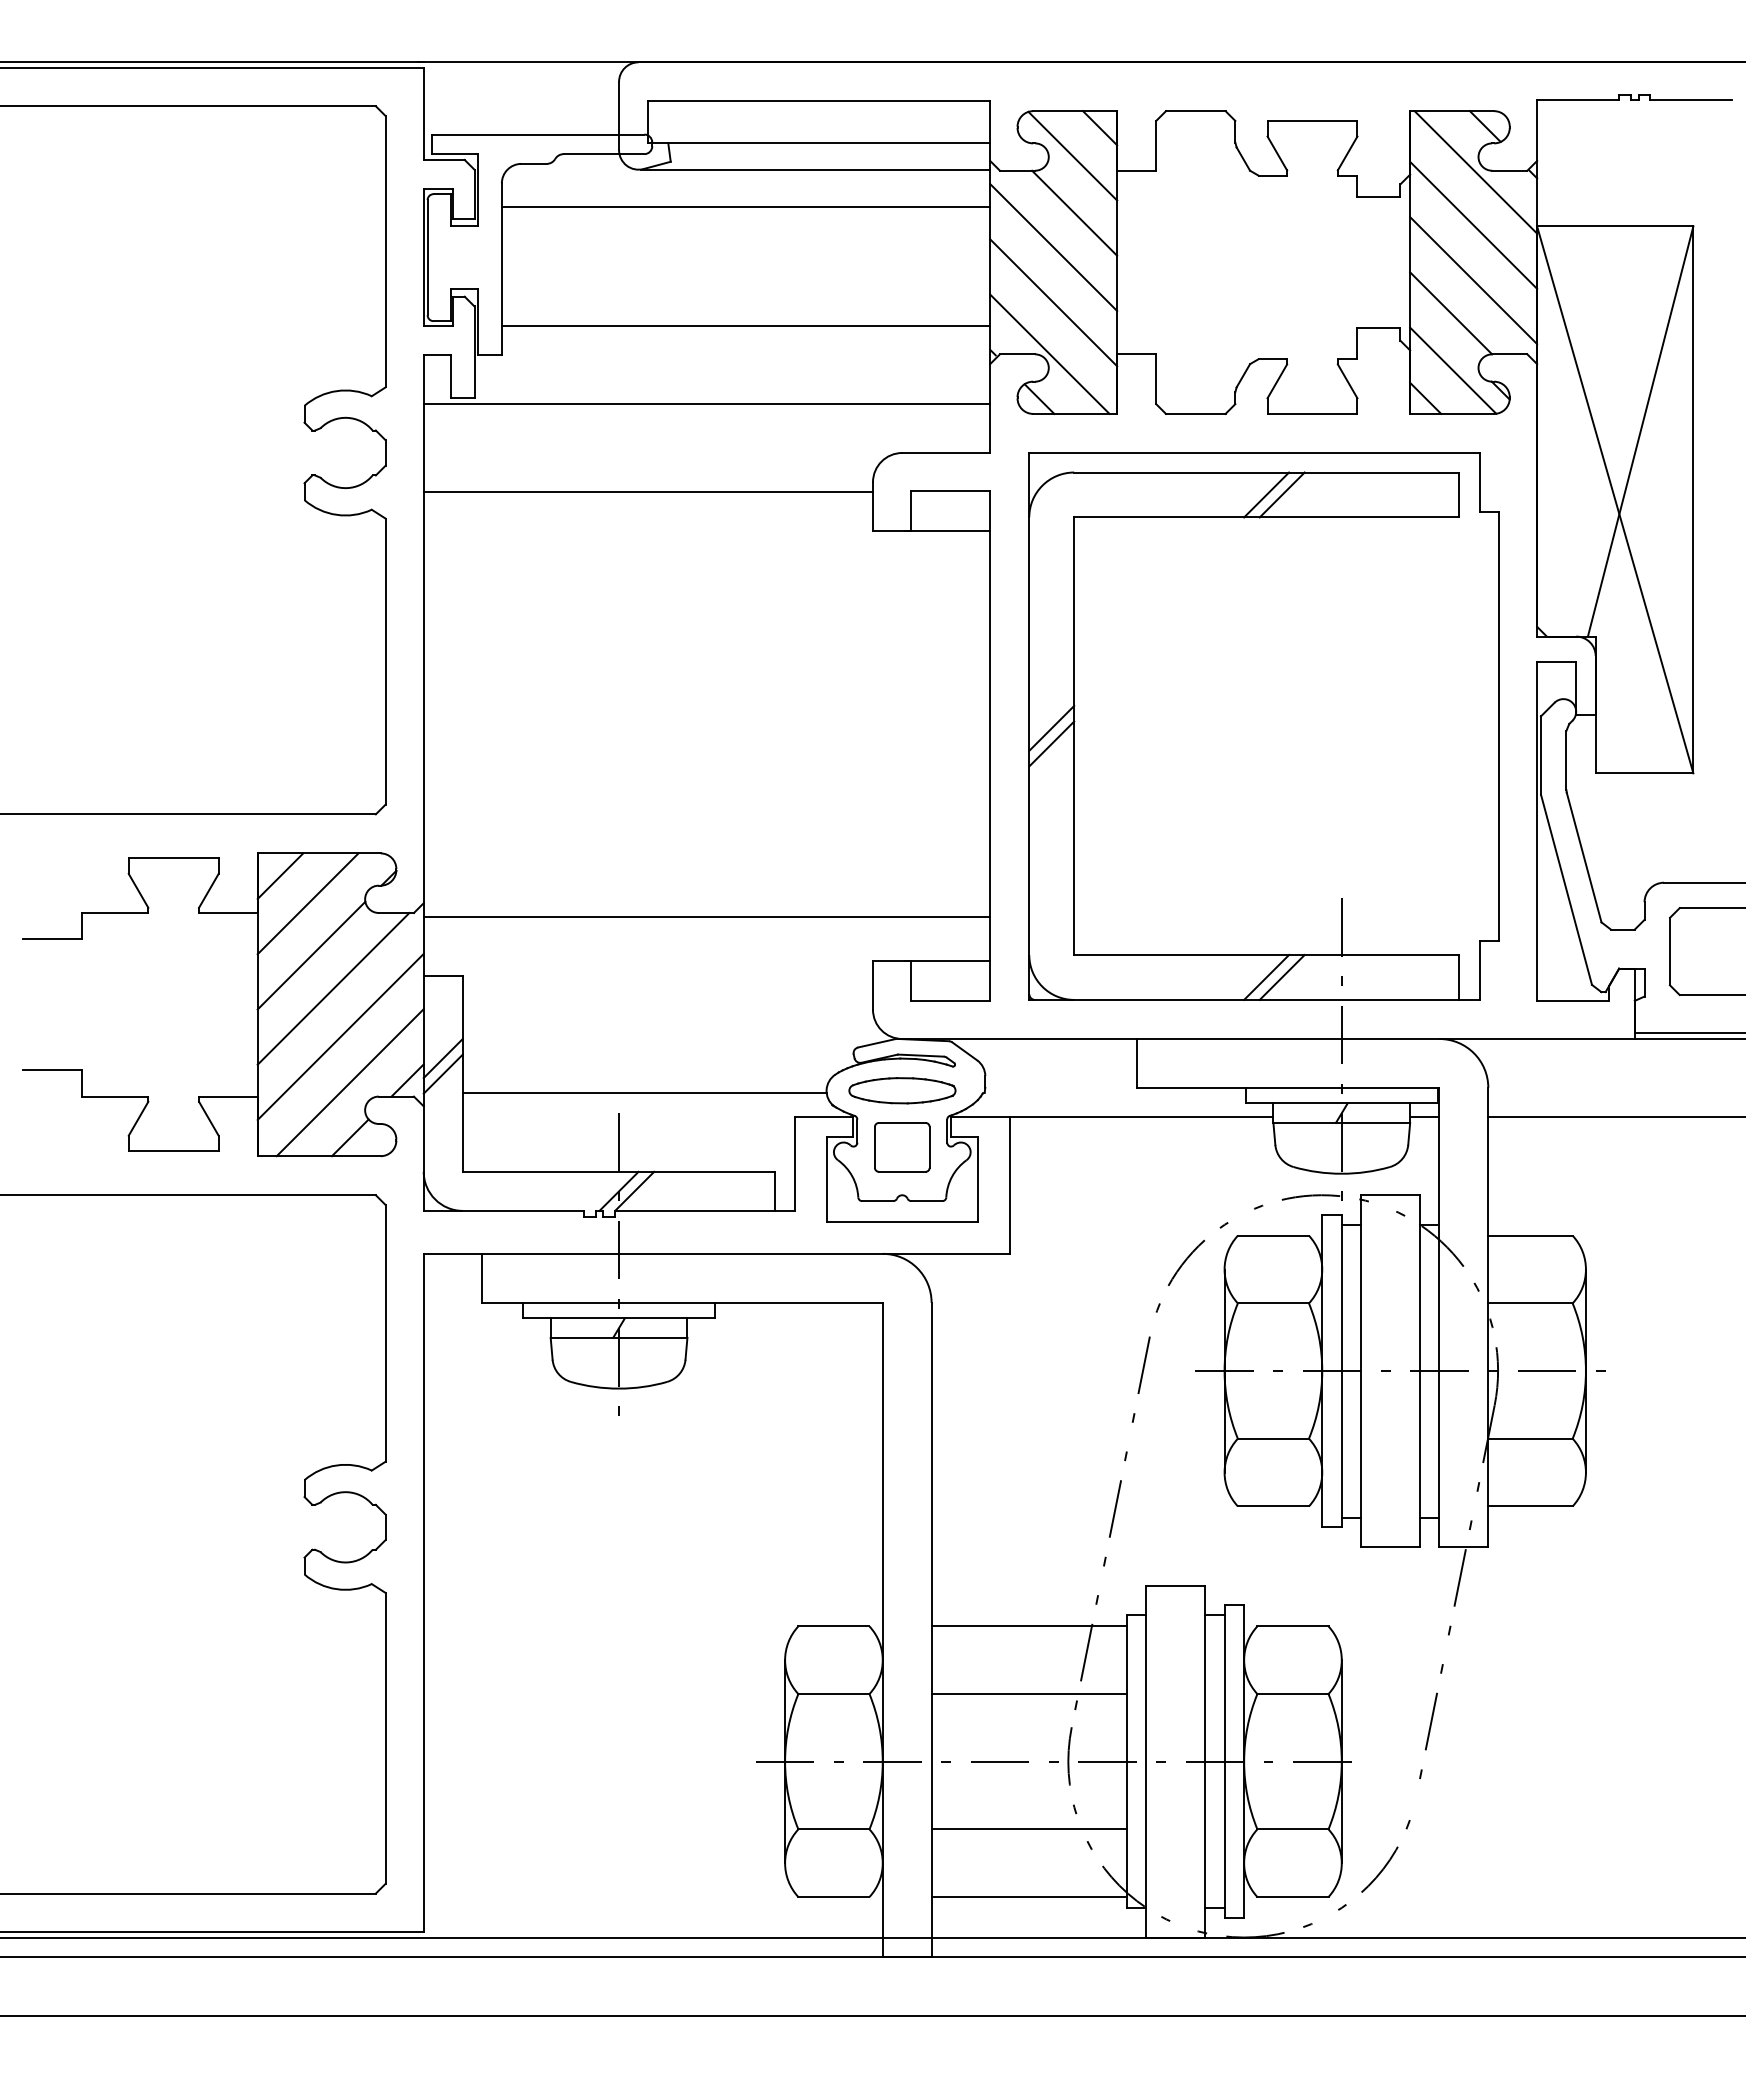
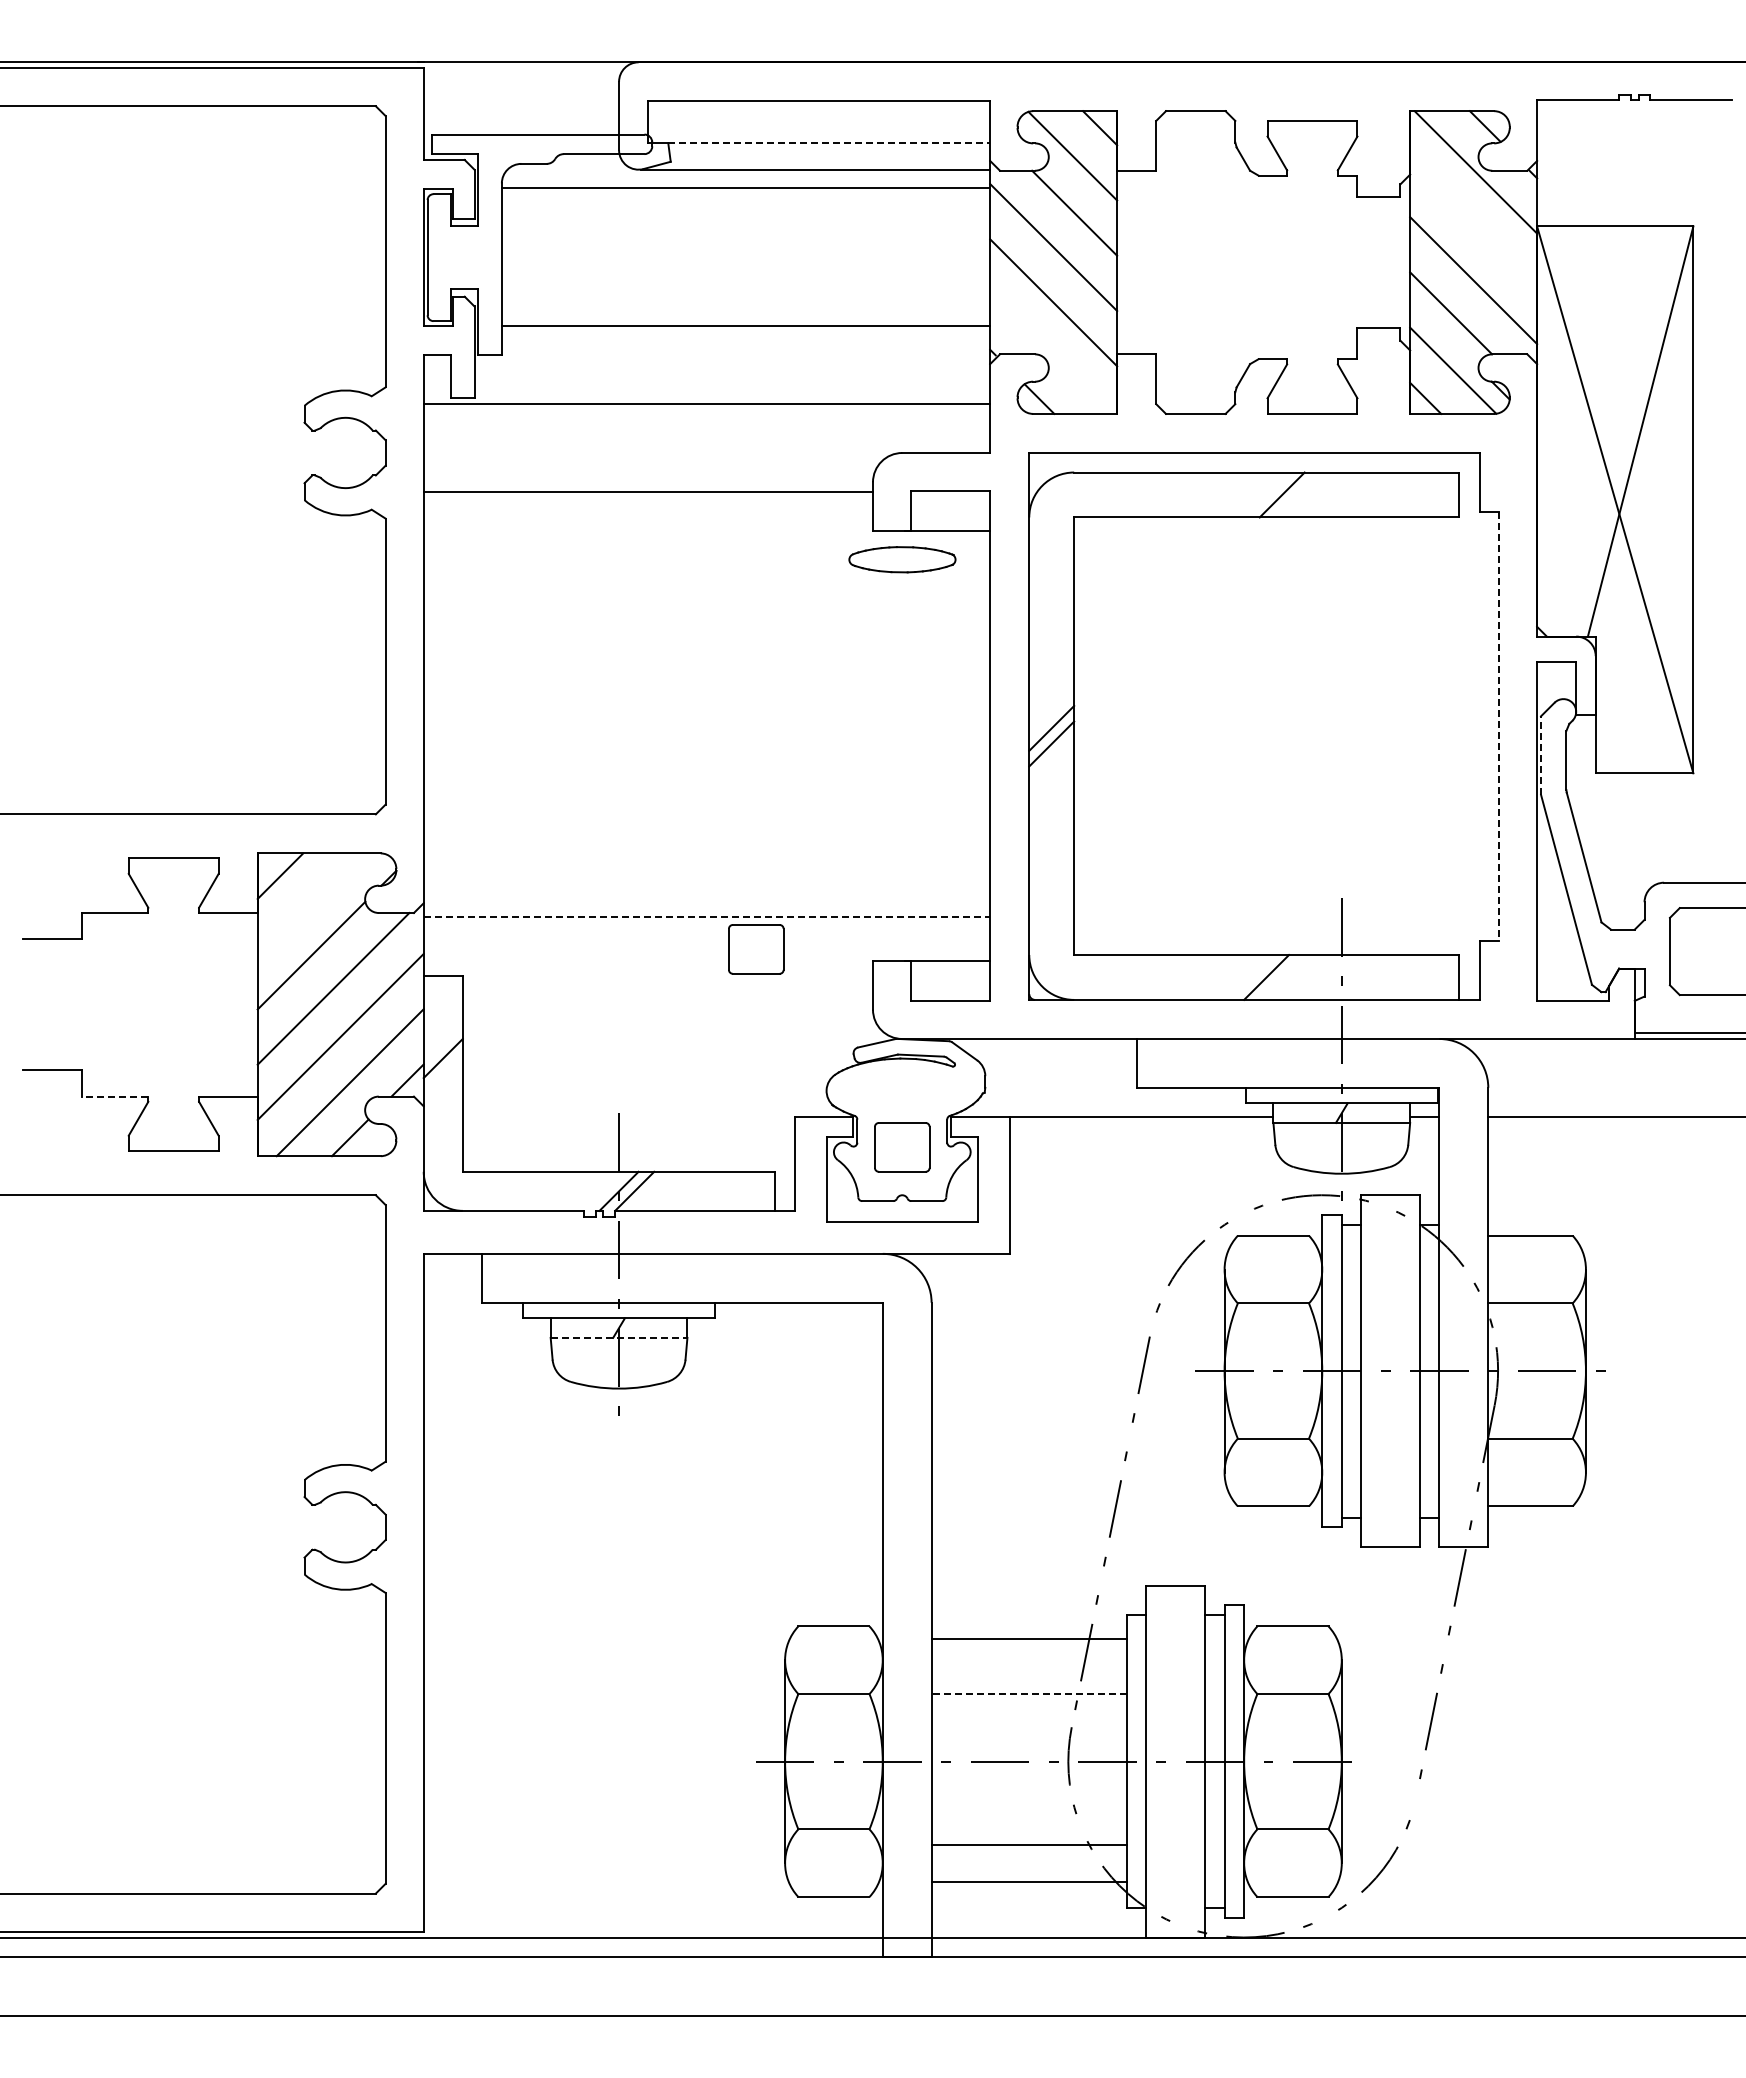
line: solid -> dashed (829, 143)
line position: (745, 206) -> (745, 187) (745, 187)
line: present -> none (1473, 224)
line: present -> none (1049, 353)
line: present -> none (1266, 494)
line: solid -> dashed (1499, 726)
line: solid -> dashed (1541, 755)
line: present -> none (307, 903)
line: solid -> dashed (707, 916)
part: none -> present (756, 949)
line: present -> none (1281, 977)
line: present -> none (442, 1073)
part position: (902, 1090) -> (902, 559) (902, 559)
line: present -> none (644, 1092)
line: solid -> dashed (114, 1096)
line: solid -> dashed (619, 1337)
line position: (1028, 1626) -> (1028, 1639) (1028, 1639)
line: solid -> dashed (1029, 1694)
line position: (1028, 1829) -> (1028, 1845) (1028, 1845)
line position: (1028, 1897) -> (1028, 1882) (1028, 1882)
